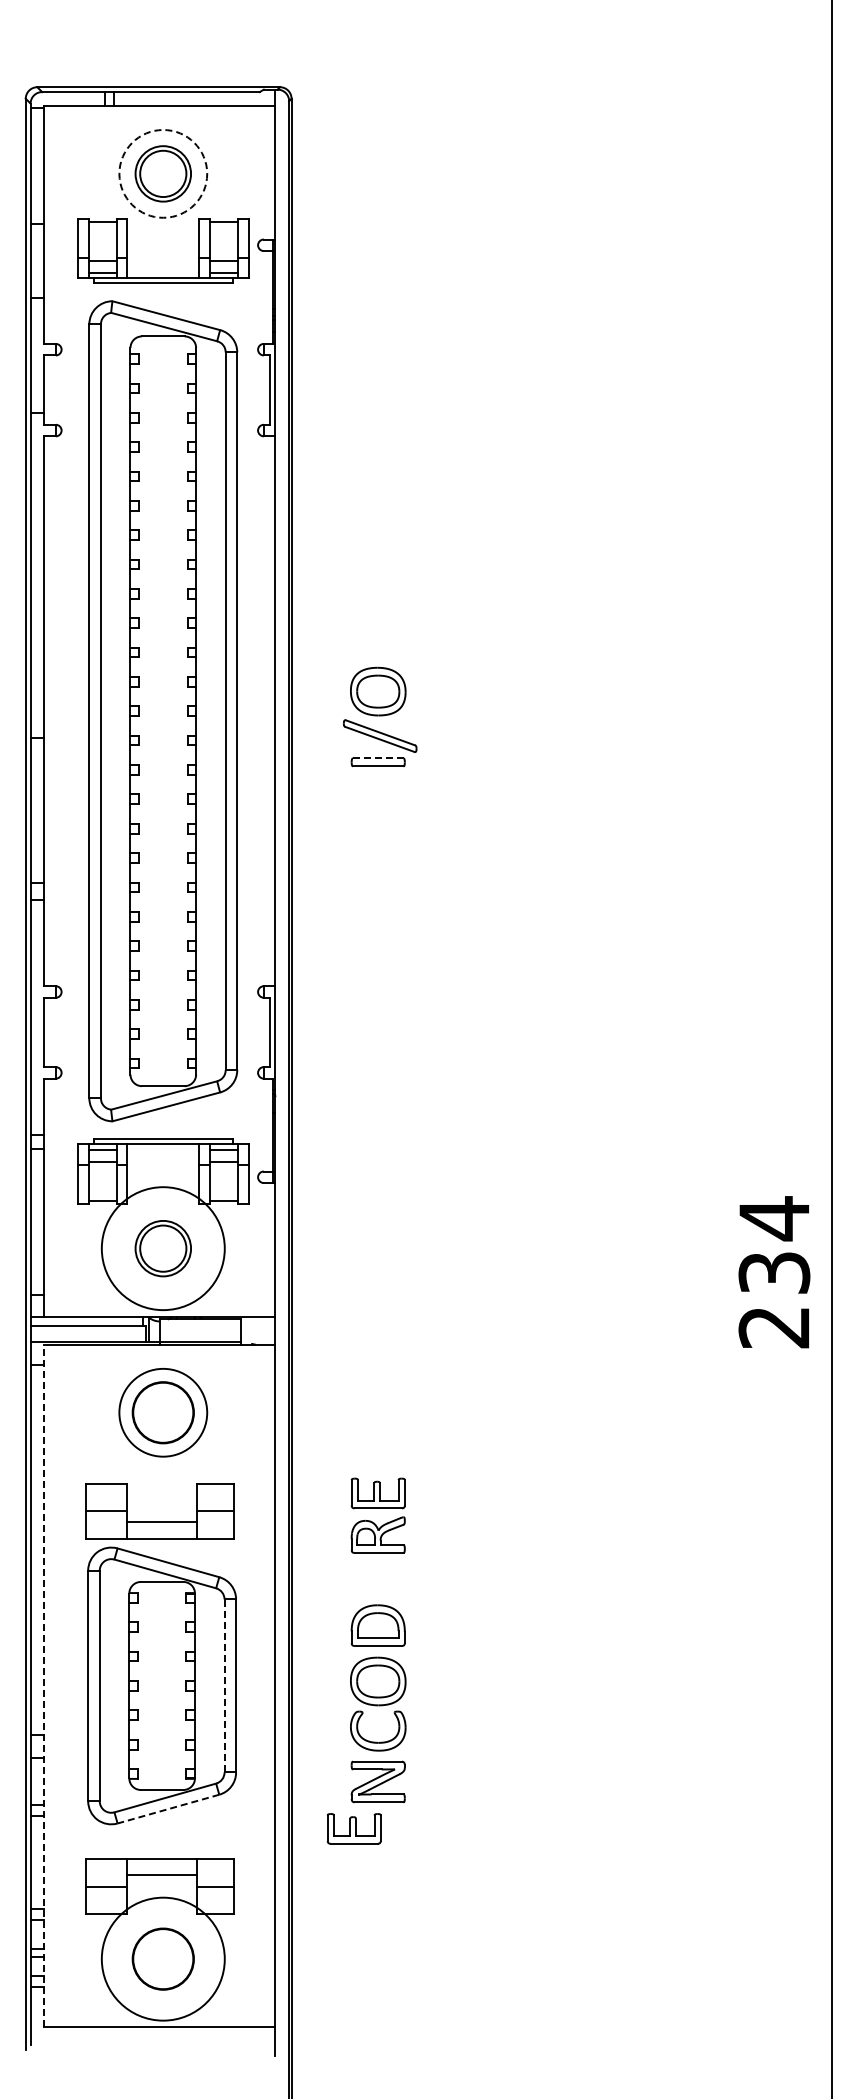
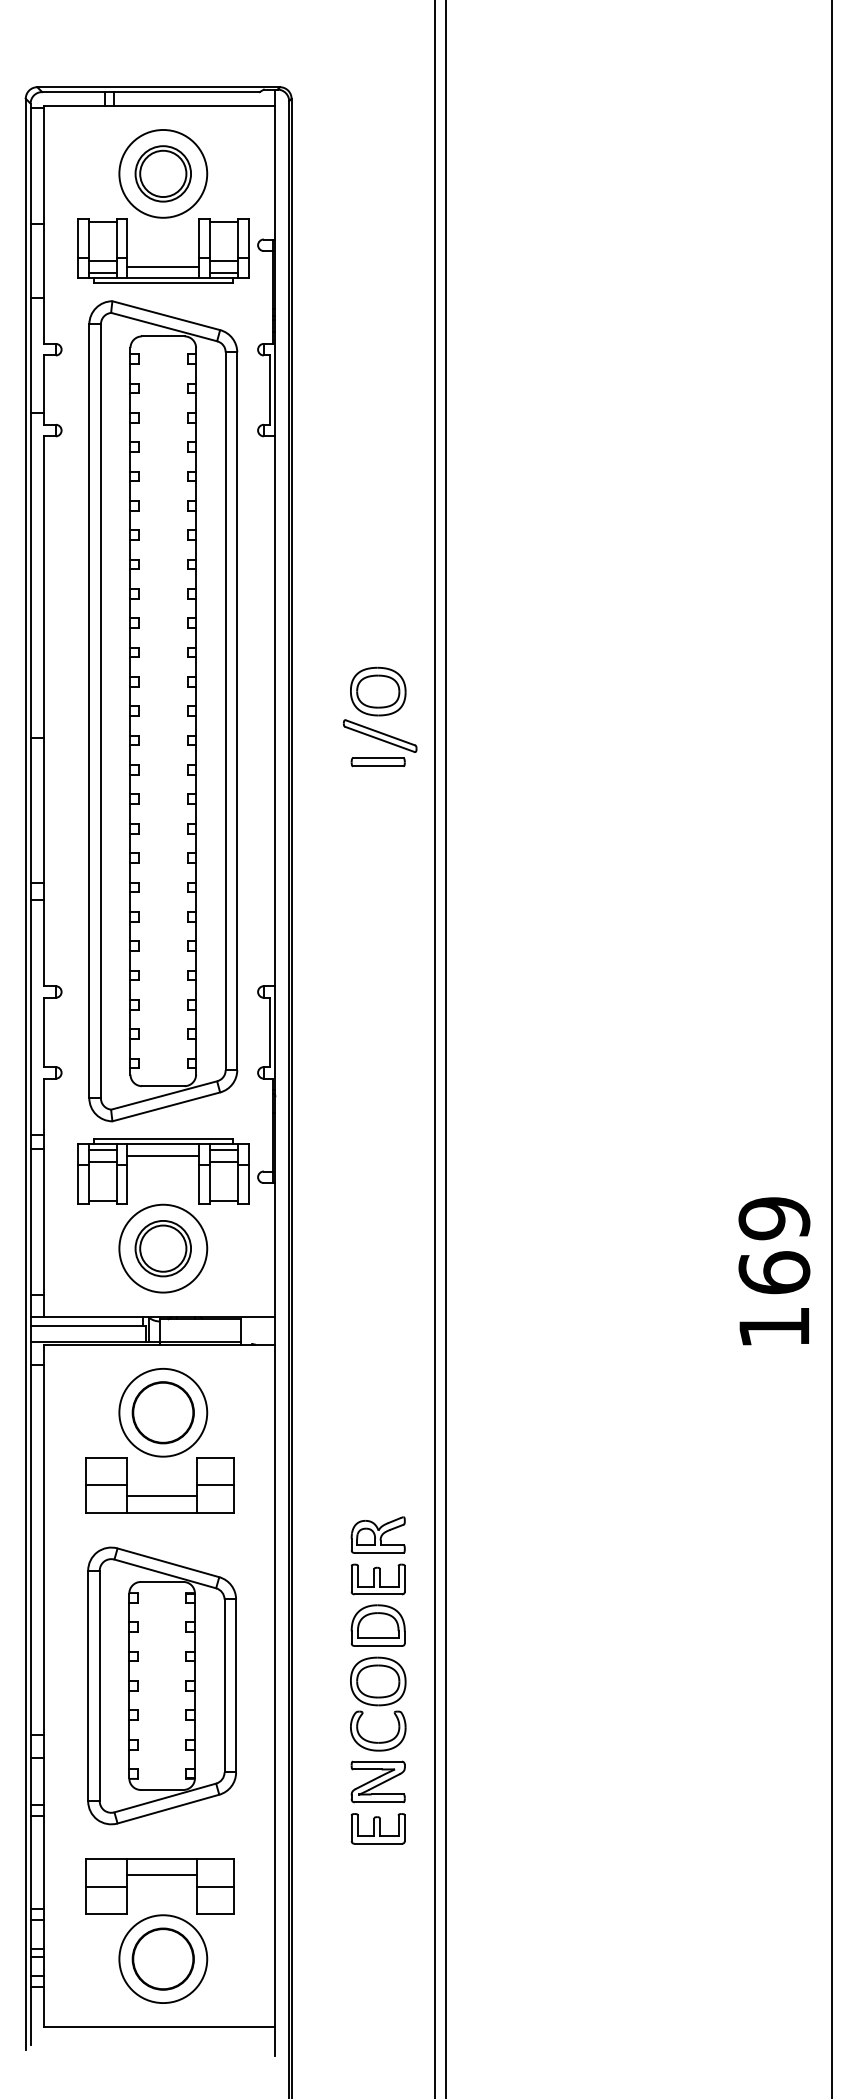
circle: dashed -> solid (163, 173)
line: none -> present (163, 266)
line: dashed -> solid (378, 758)
line: none -> present (434, 1048)
line: none -> present (446, 1048)
line: none -> present (163, 1155)
circle diameter: 123 px -> 88 px (163, 1248)
text: 234 -> 169 (774, 1272)
part position: (377, 1493) -> (377, 1579) (377, 1579)
part position: (159, 1521) -> (159, 1495) (159, 1495)
line: dashed -> solid (44, 1685)
line: dashed -> solid (224, 1685)
line: dashed -> solid (168, 1809)
part position: (353, 1828) -> (377, 1828) (377, 1828)
circle diameter: 123 px -> 88 px (163, 1959)
